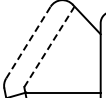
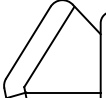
line: dashed -> solid (28, 42)
line: dashed -> solid (49, 46)
